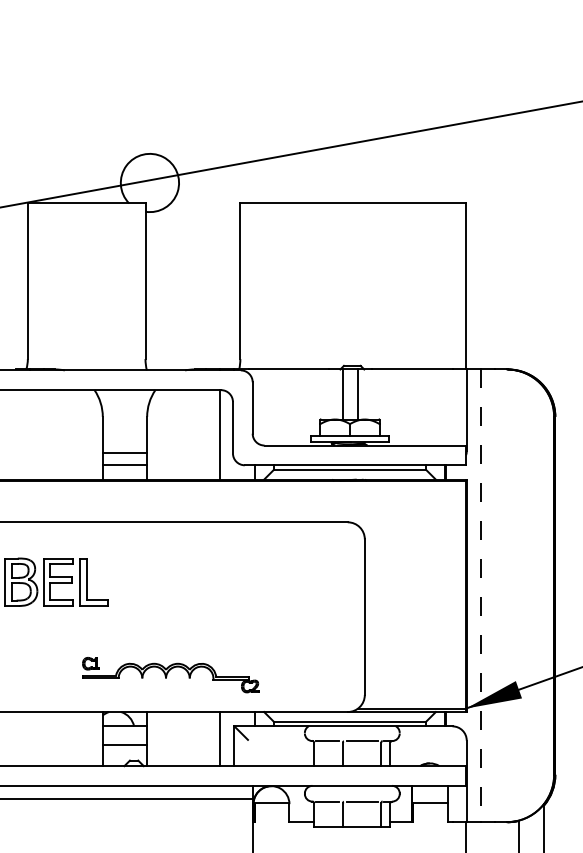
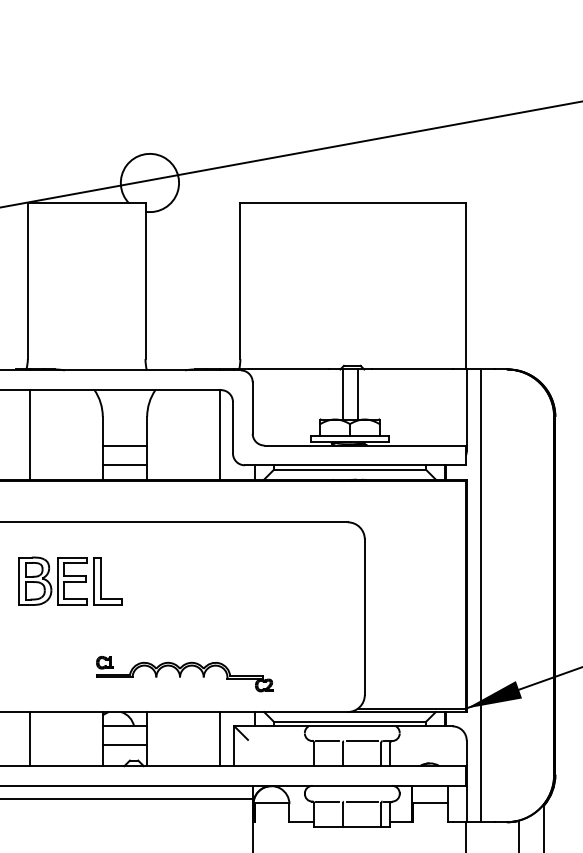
line: none -> present (29, 434)
line position: (124, 453) -> (124, 446) (124, 446)
part position: (56, 581) -> (70, 580) (70, 580)
line: dashed -> solid (480, 596)
part position: (170, 675) -> (184, 674) (184, 674)
line: none -> present (29, 739)
